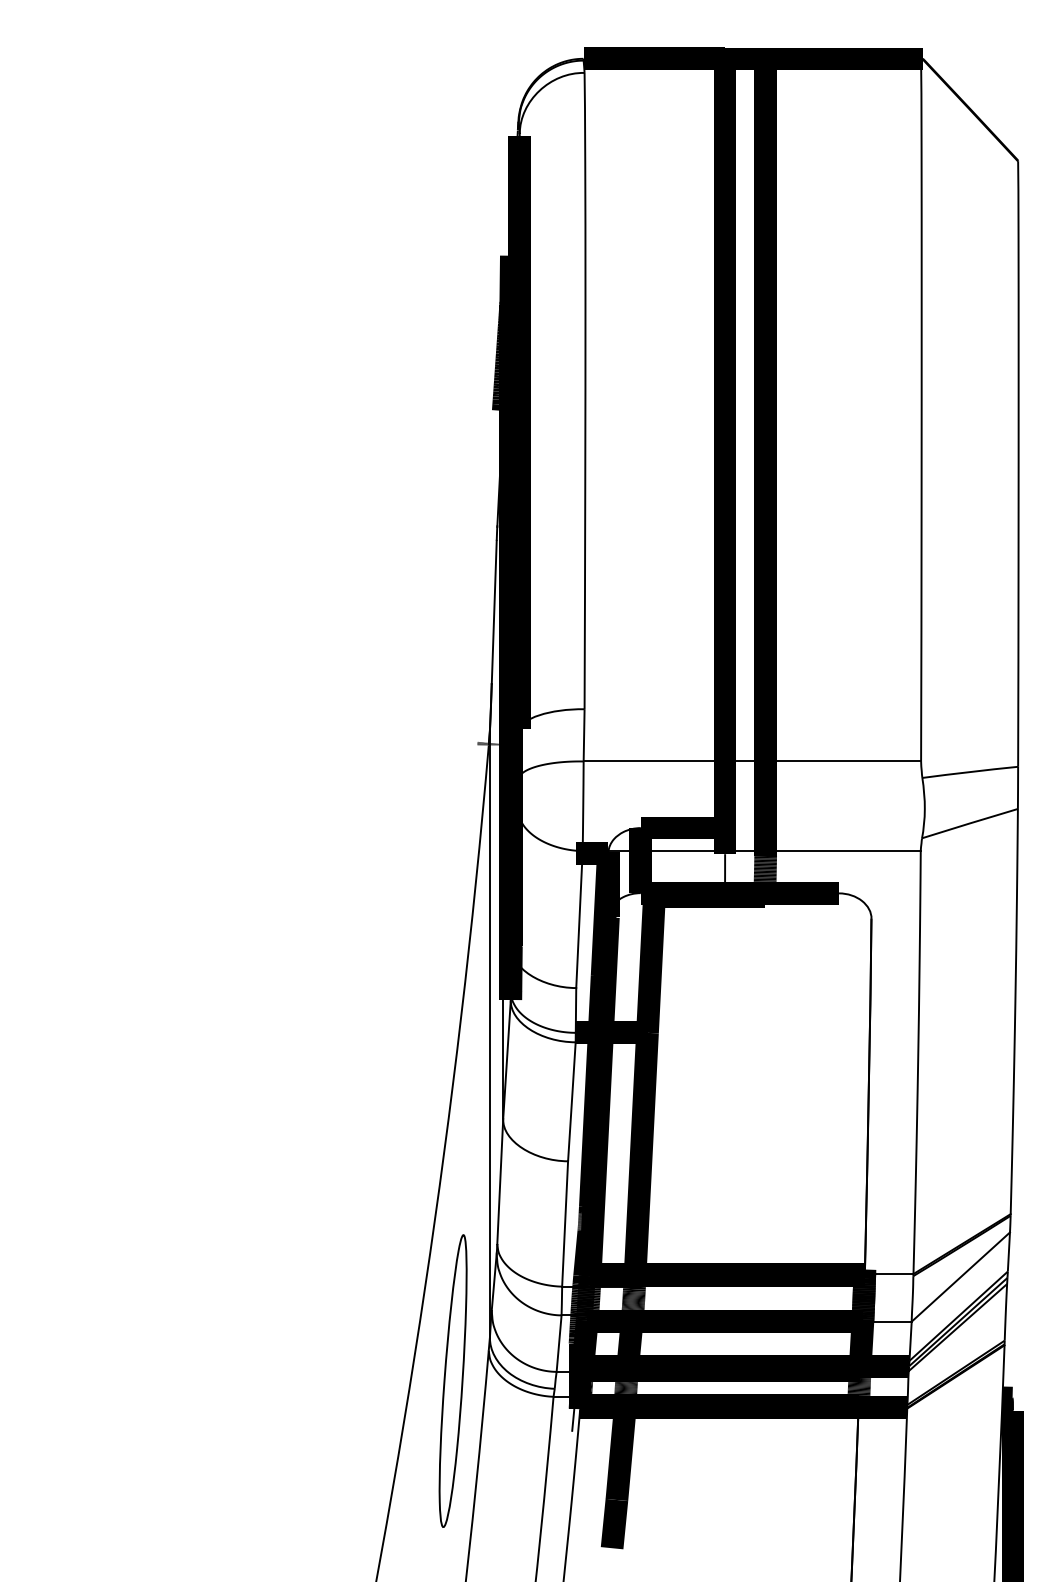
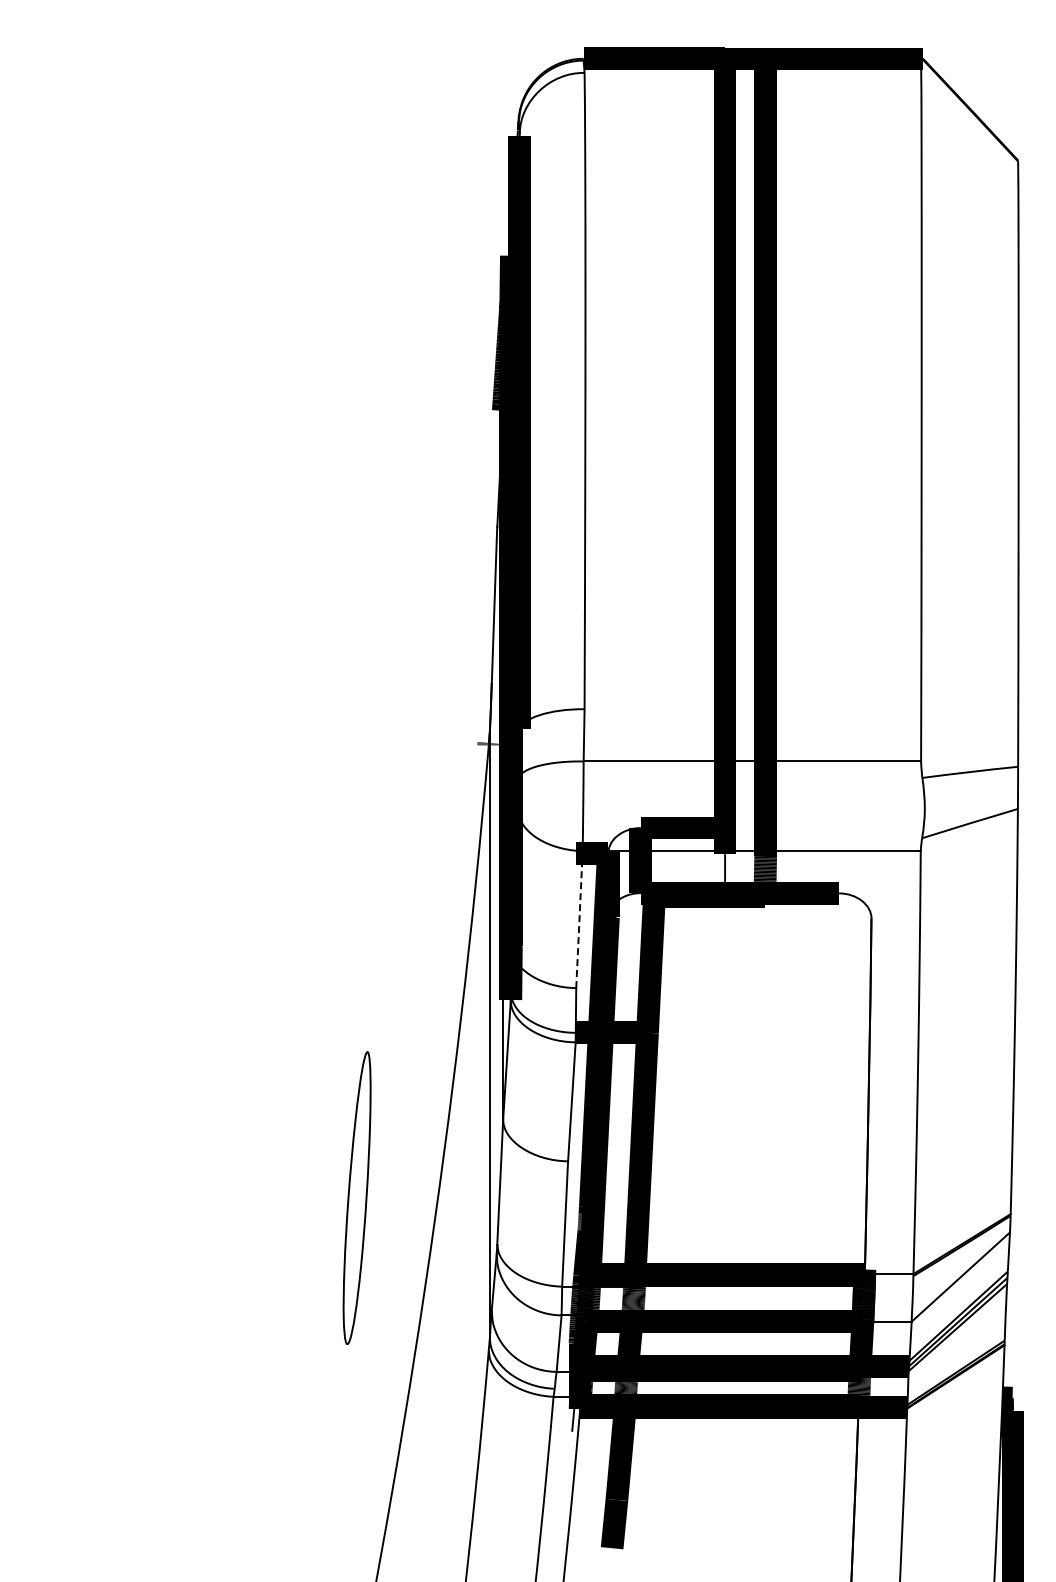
line: solid -> dashed (579, 919)
part position: (452, 1380) -> (356, 1197) (356, 1197)
